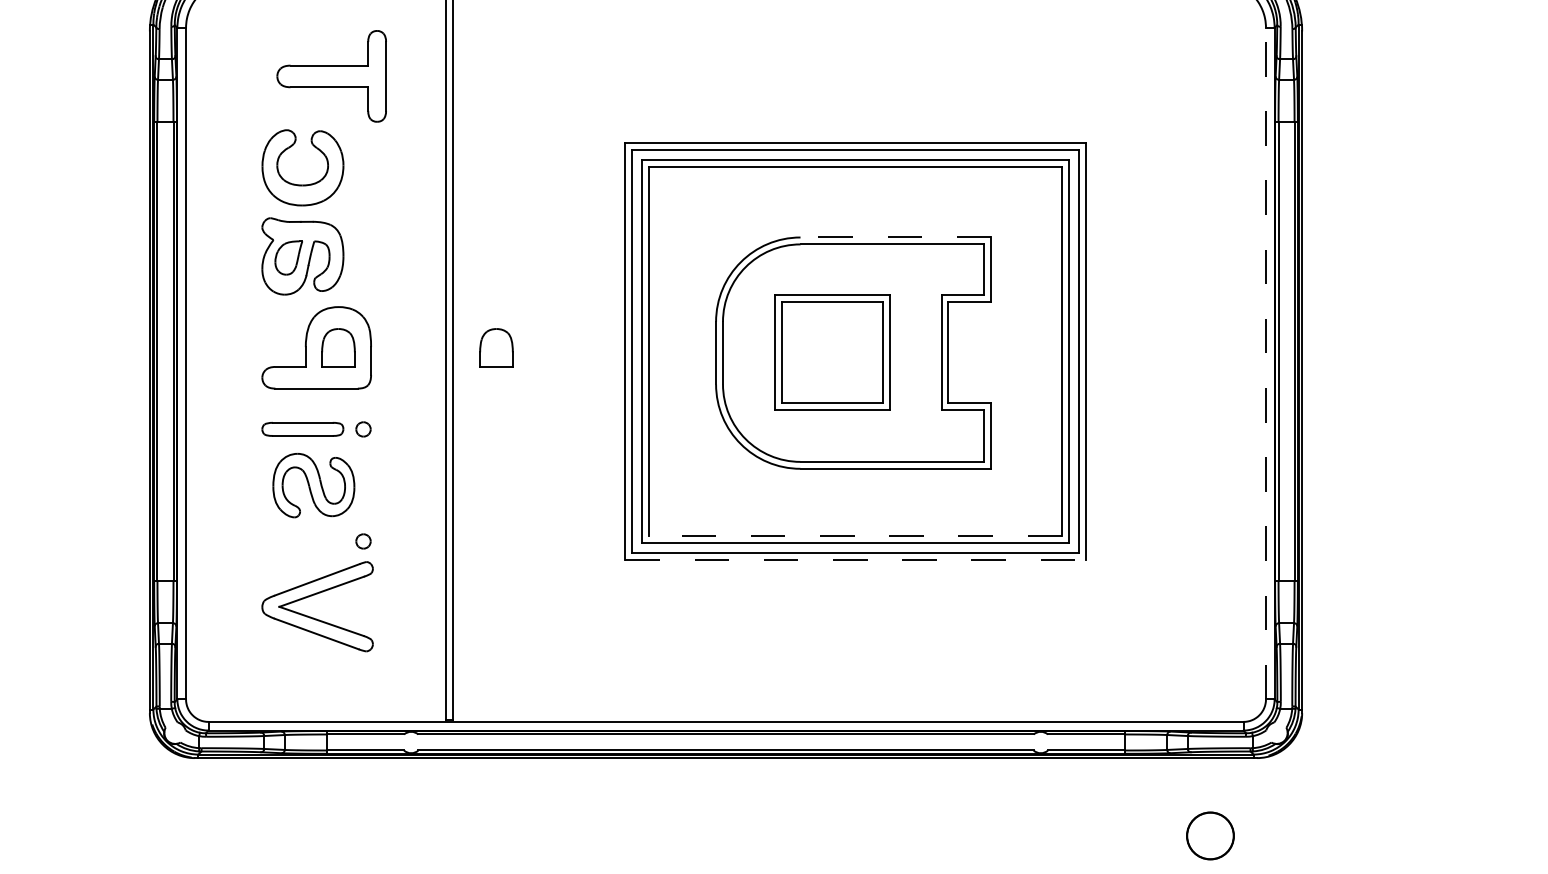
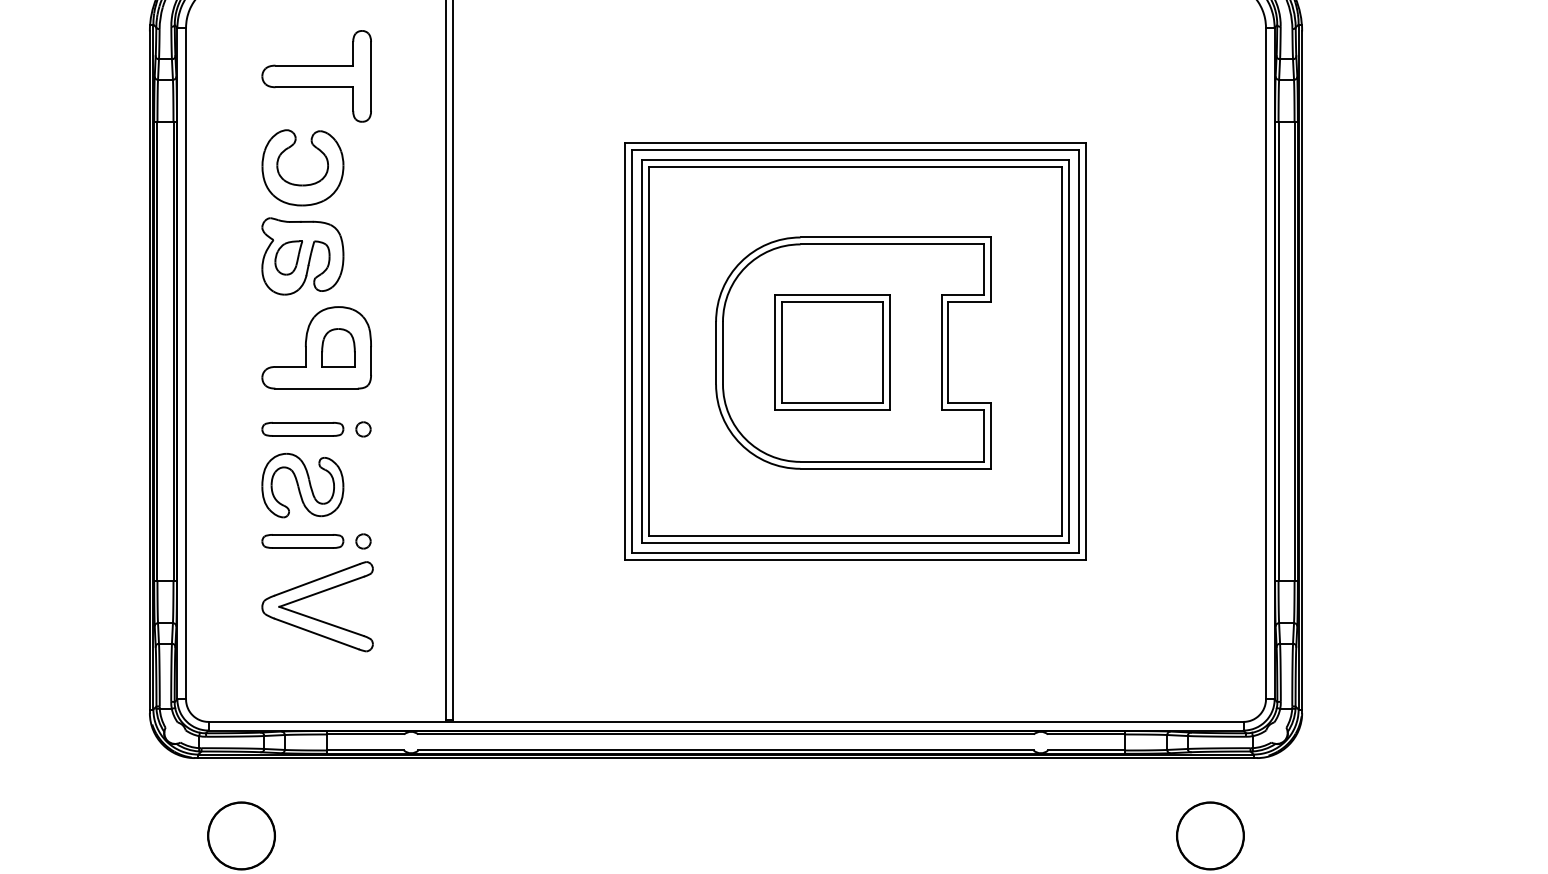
part position: (331, 76) -> (316, 76) (316, 76)
line: dashed -> solid (895, 237)
part: present -> none (496, 347)
line: dashed -> solid (1265, 363)
part position: (313, 485) -> (302, 485) (302, 485)
line: dashed -> solid (855, 536)
part: none -> present (302, 541)
line: dashed -> solid (856, 559)
circle: none -> present (241, 835)
circle size: 49x50 px -> 69x70 px (1210, 835)
